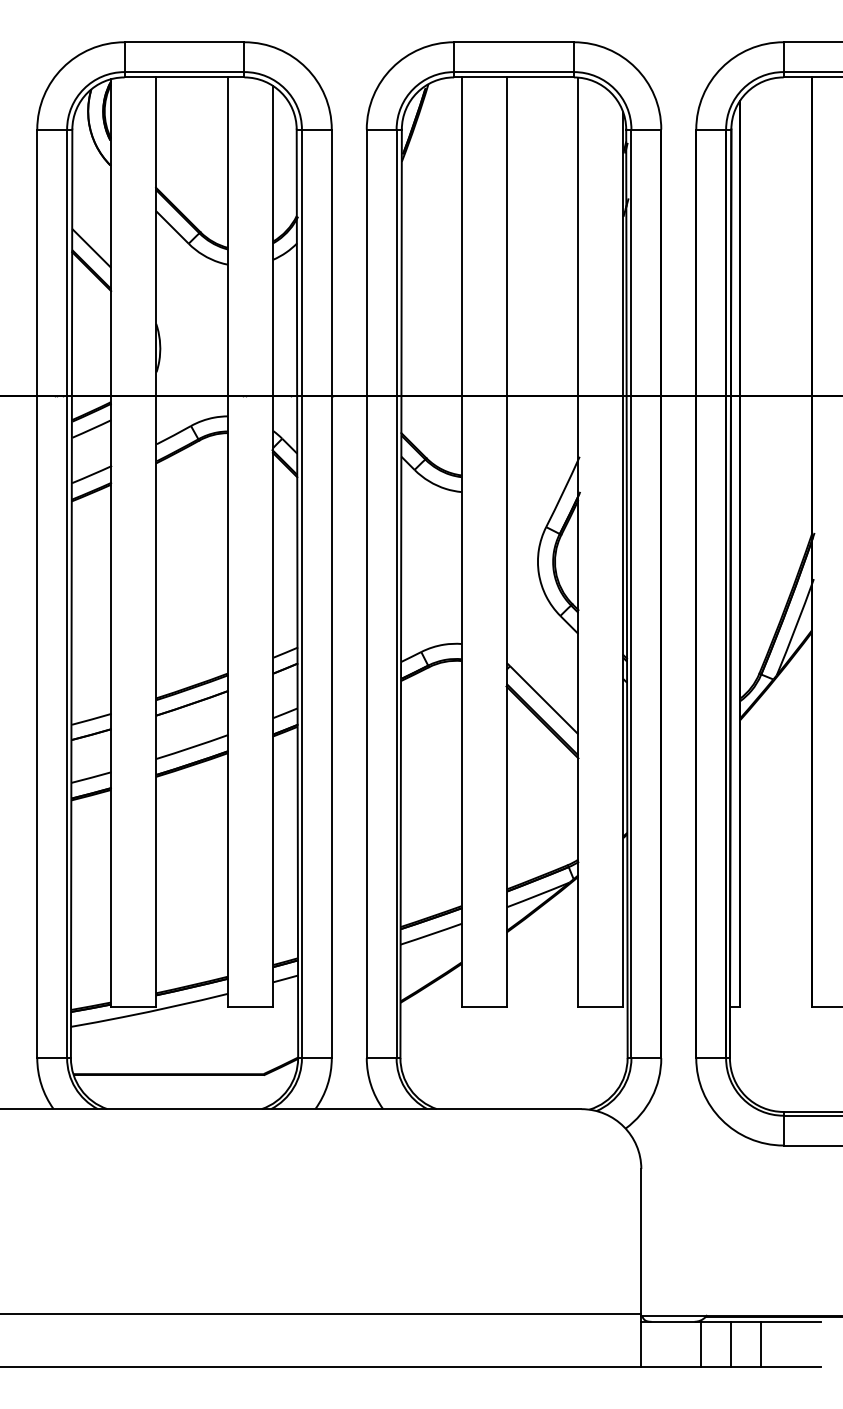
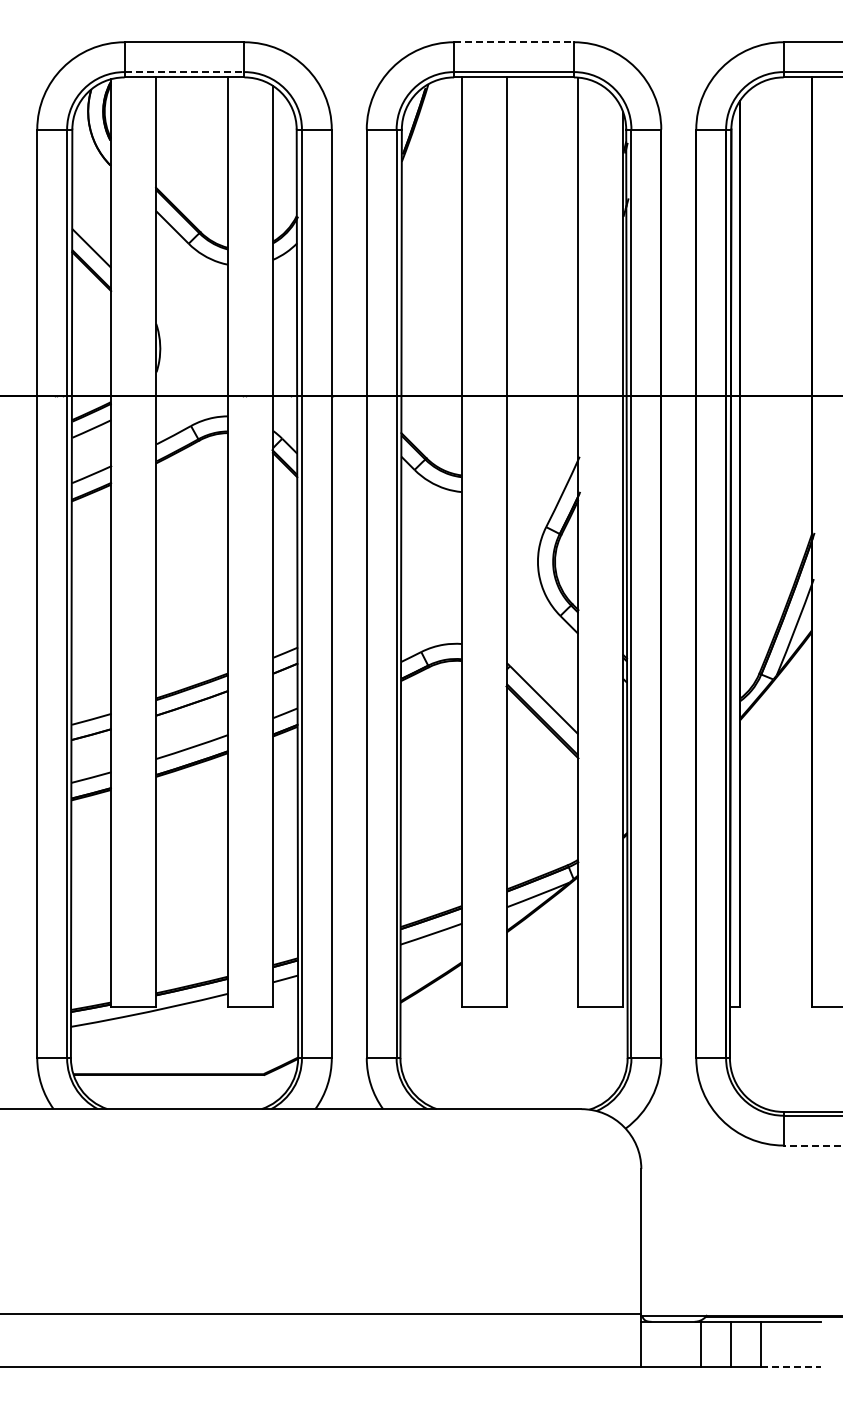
line: solid -> dashed (514, 42)
line: solid -> dashed (184, 72)
line: solid -> dashed (812, 1145)
line: solid -> dashed (791, 1366)
